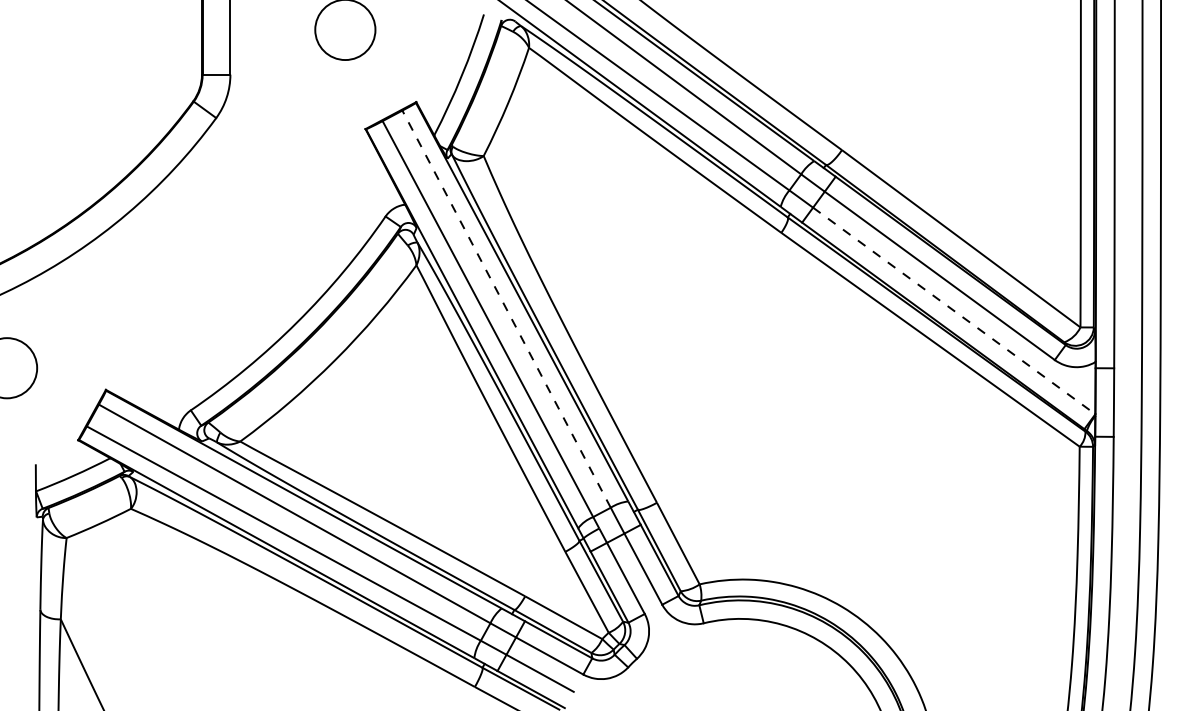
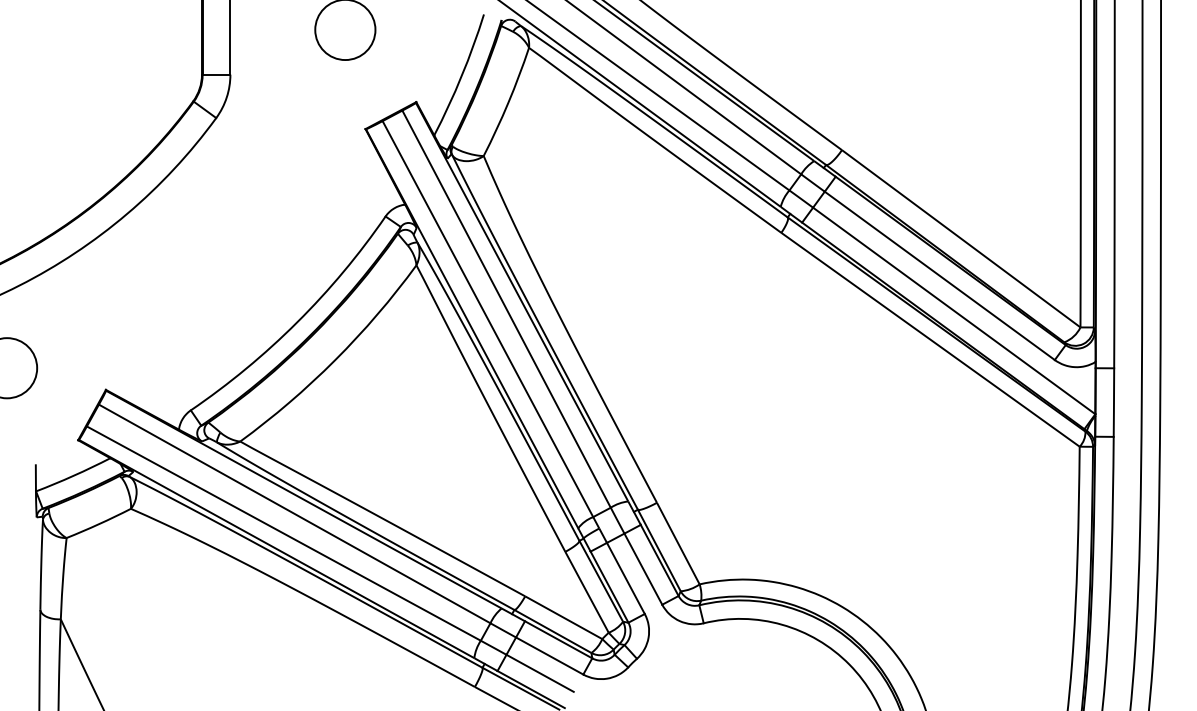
line: dashed -> solid (506, 308)
line: dashed -> solid (954, 310)
